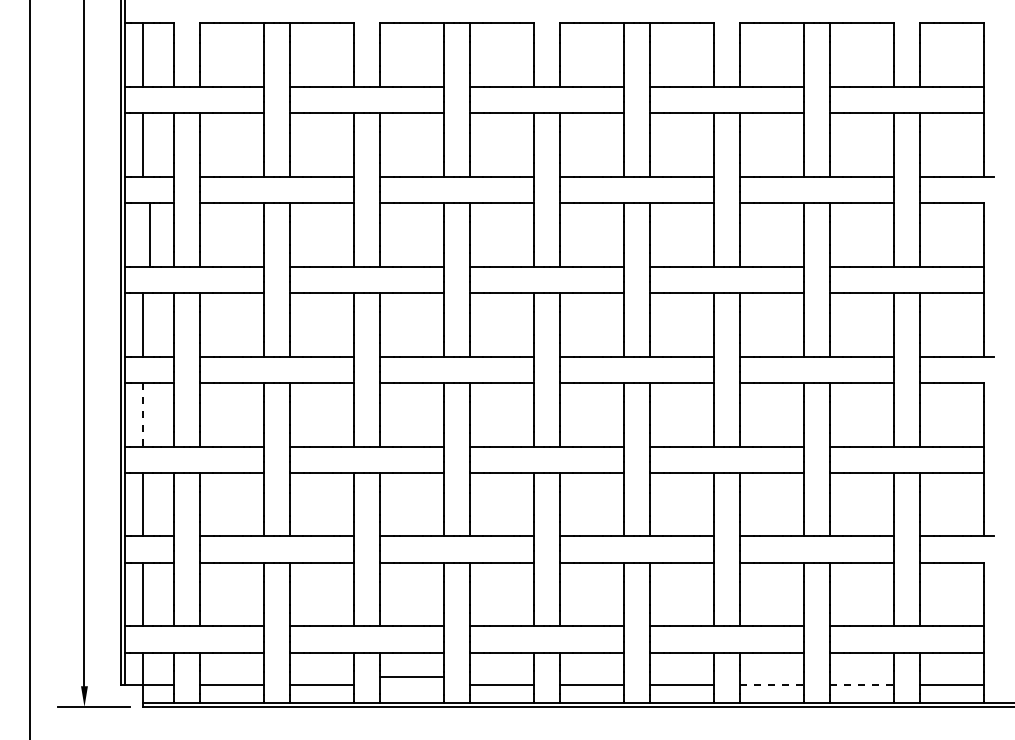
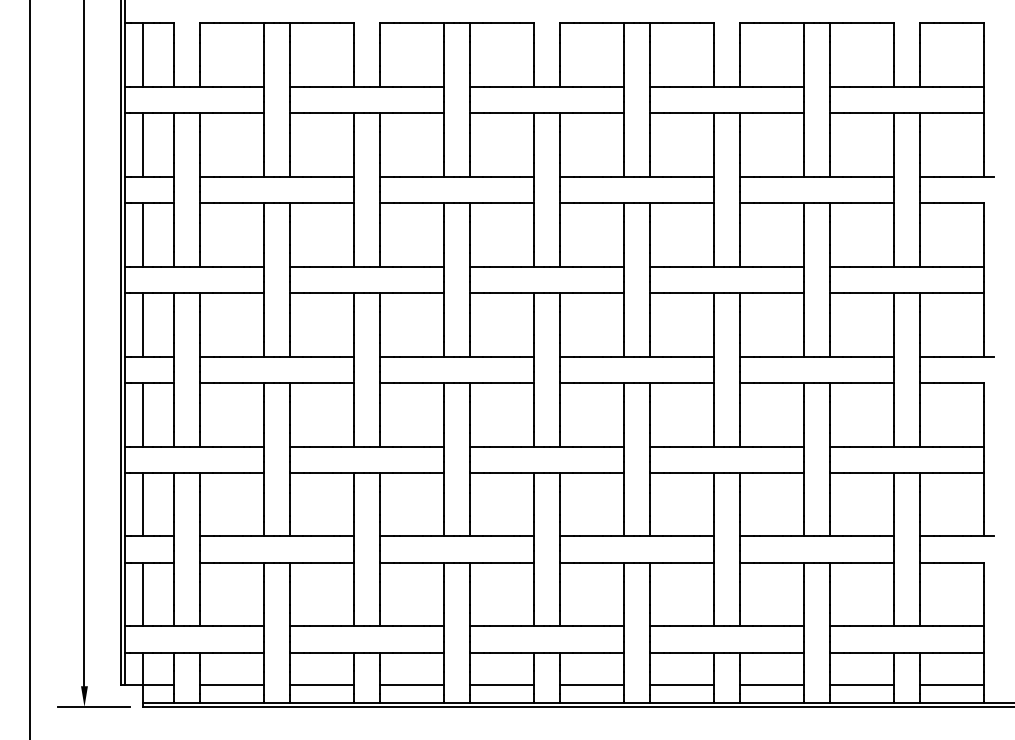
line position: (149, 234) -> (142, 234) (142, 234)
line: dashed -> solid (142, 414)
line position: (411, 677) -> (411, 685) (411, 685)
line: dashed -> solid (771, 685)
line: dashed -> solid (861, 685)
